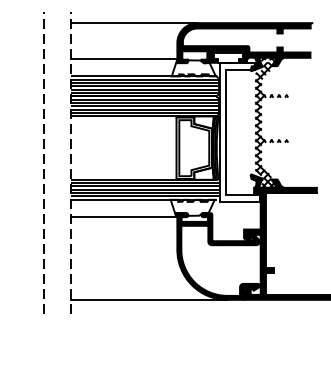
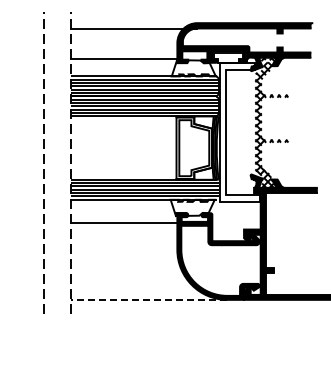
line position: (133, 23) -> (133, 29) (133, 29)
line position: (124, 216) -> (124, 222) (124, 222)
line: solid -> dashed (148, 299)
